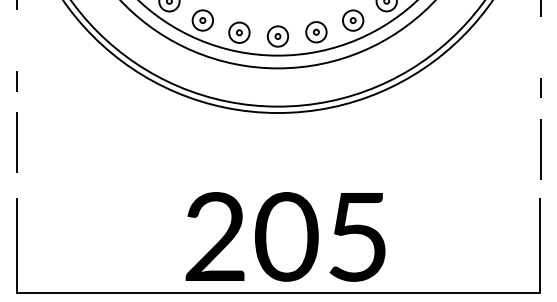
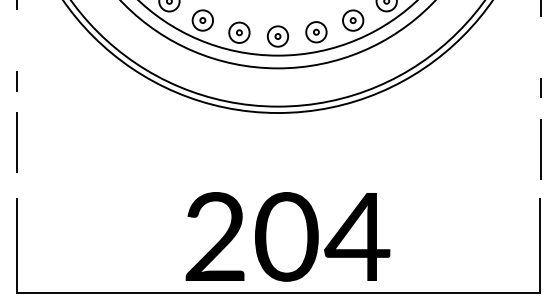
text: 205 -> 204 (357, 237)
